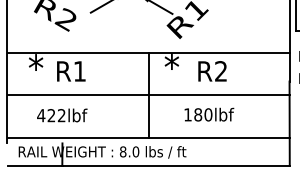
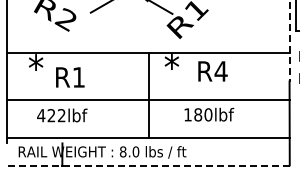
line: solid -> dashed (289, 41)
text position: (71, 71) -> (70, 77) (70, 77)
text: R2 -> R4 (220, 71)
line position: (148, 95) -> (148, 100) (148, 100)
line: solid -> dashed (148, 165)
